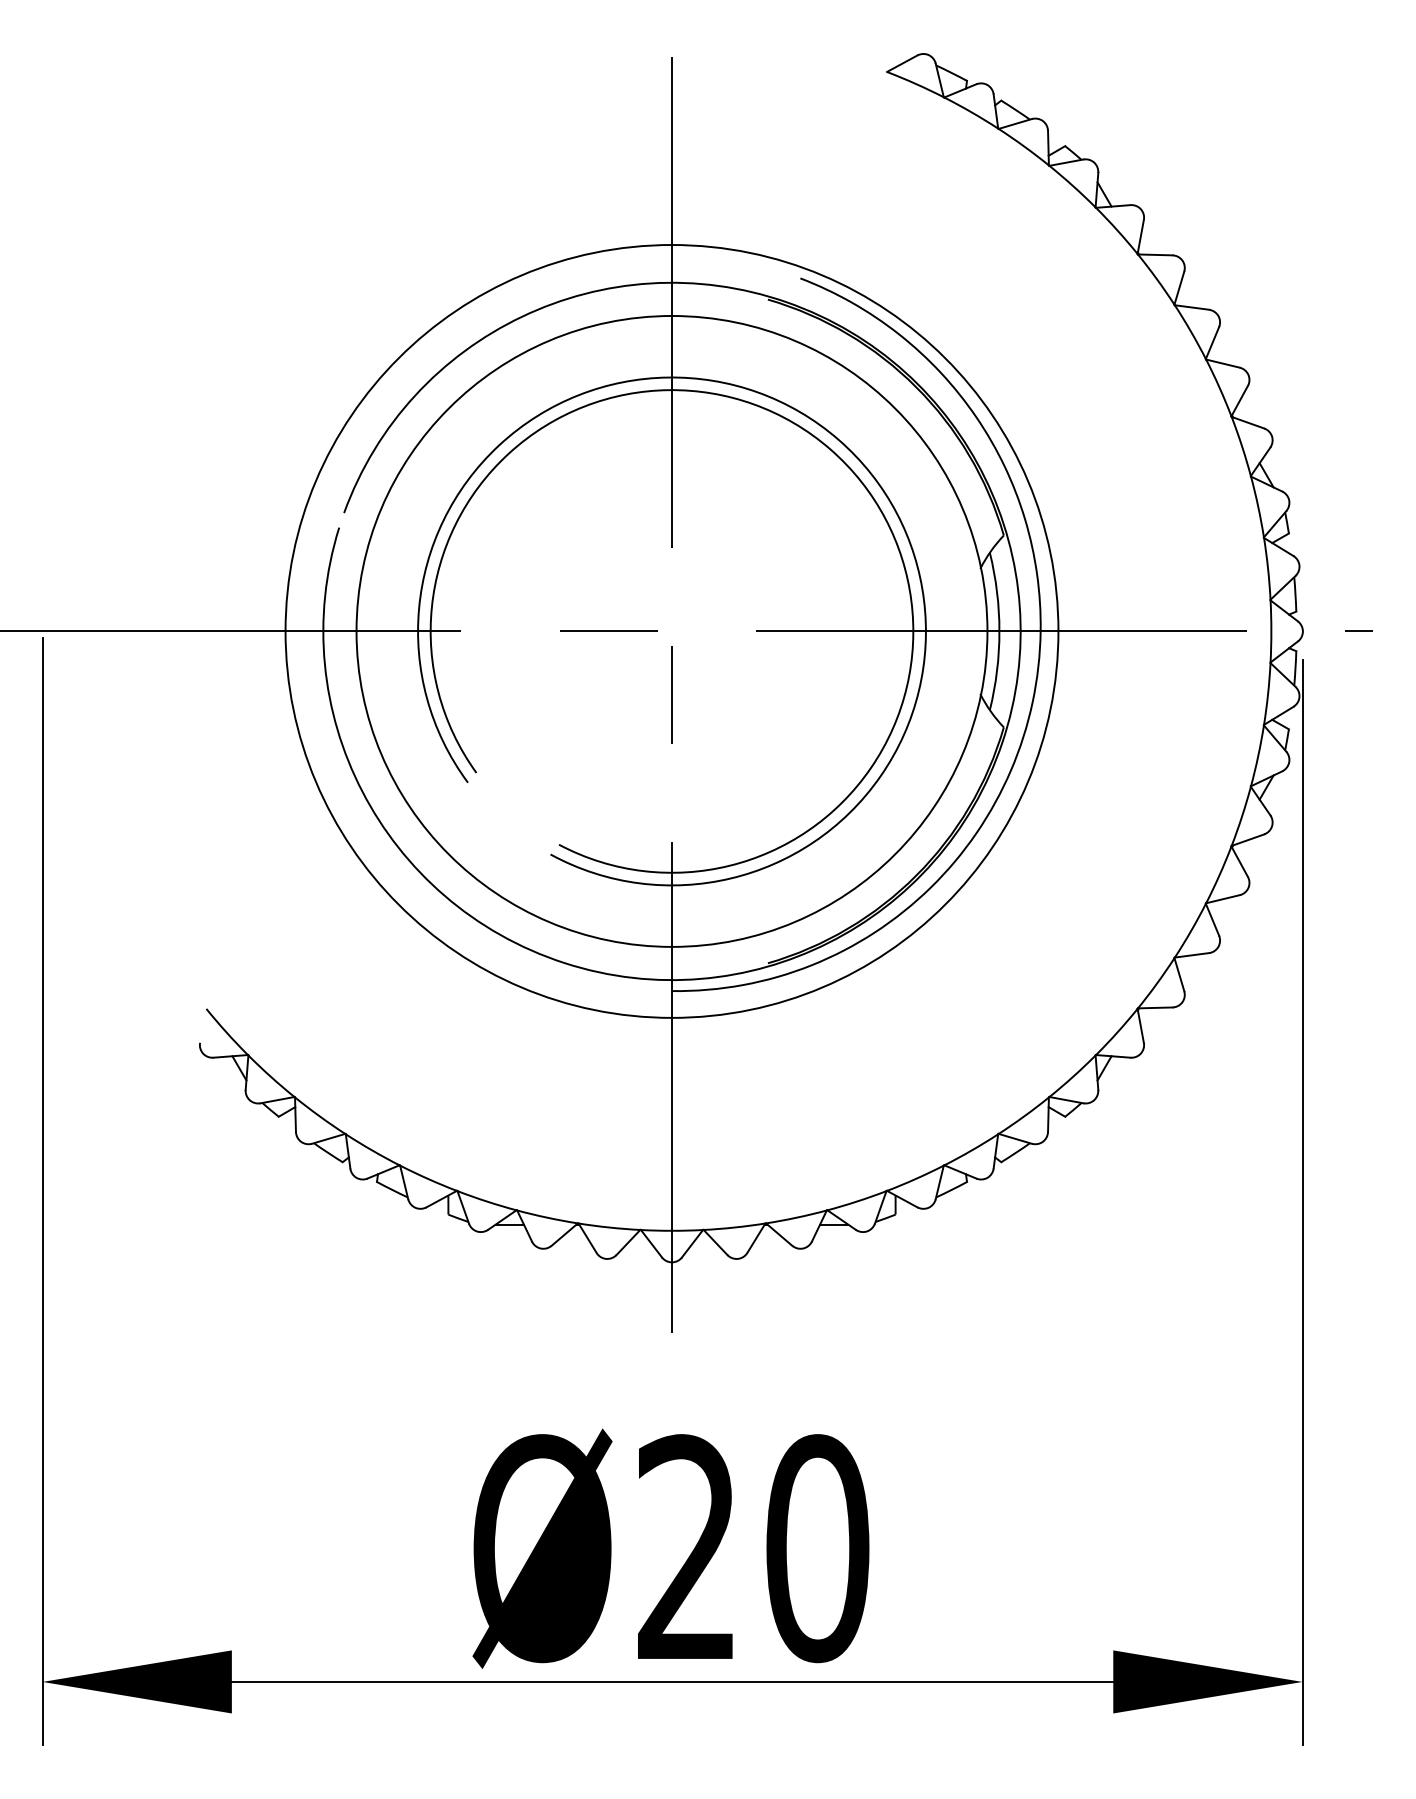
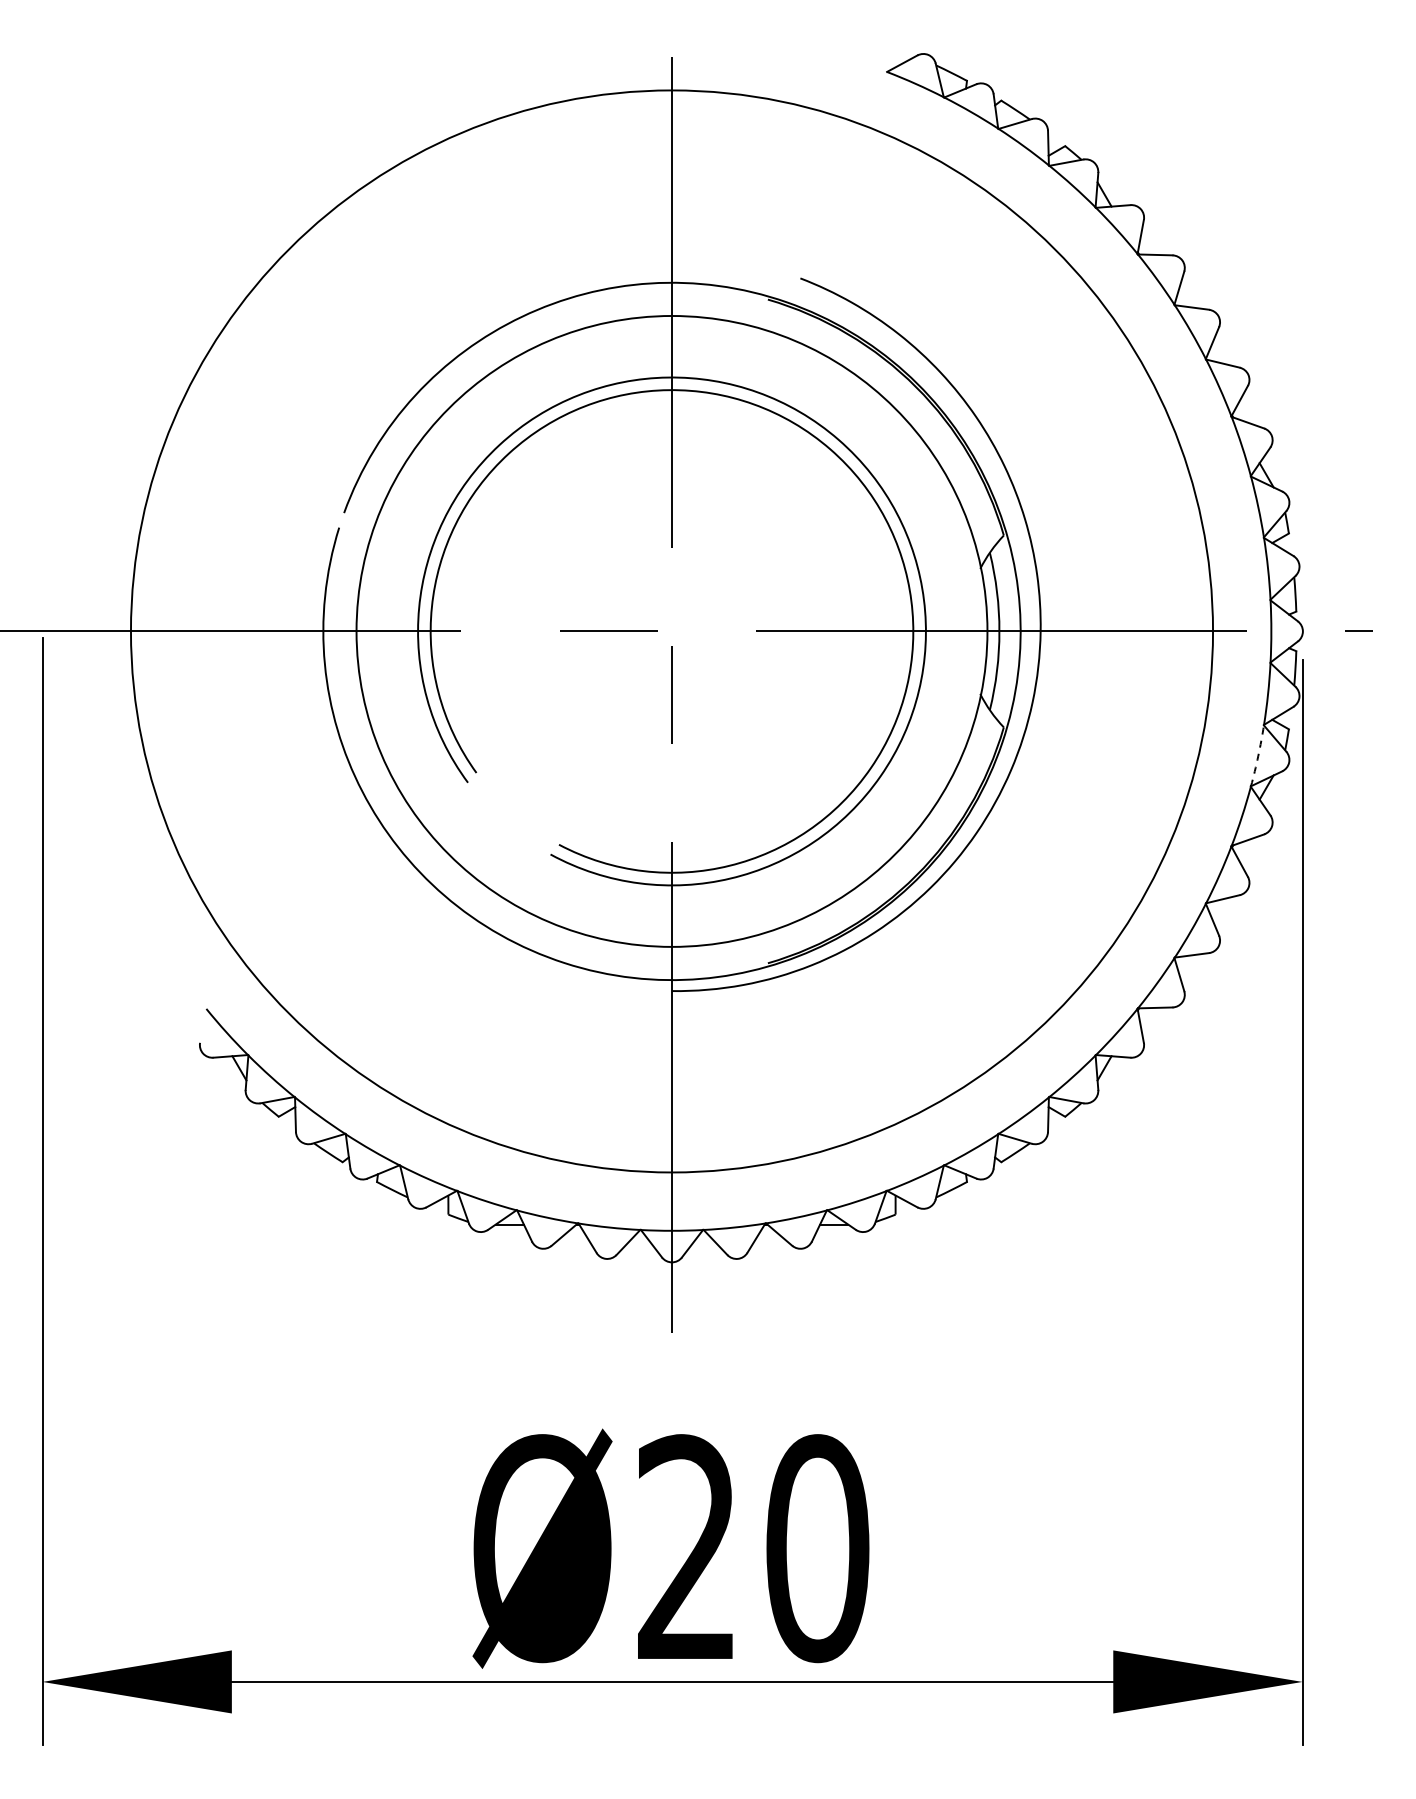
circle diameter: 773 px -> 1082 px (671, 631)
arc: solid -> dashed (1258, 756)
